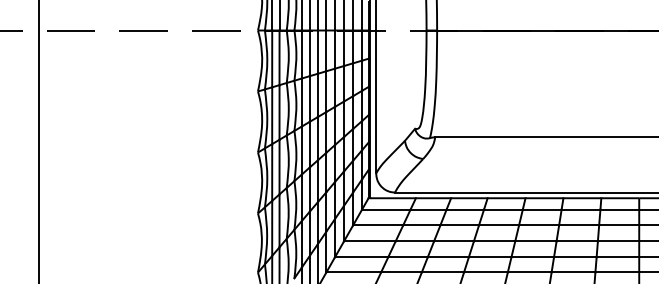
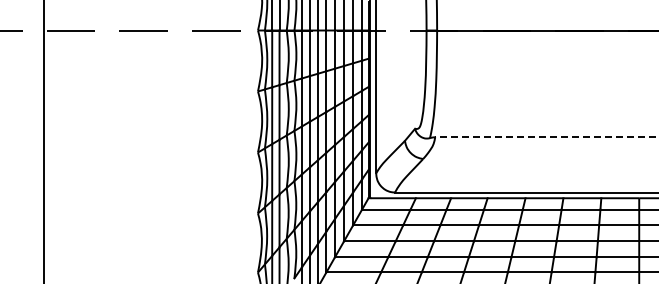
line: solid -> dashed (546, 137)
line position: (38, 141) -> (43, 141) (43, 141)
